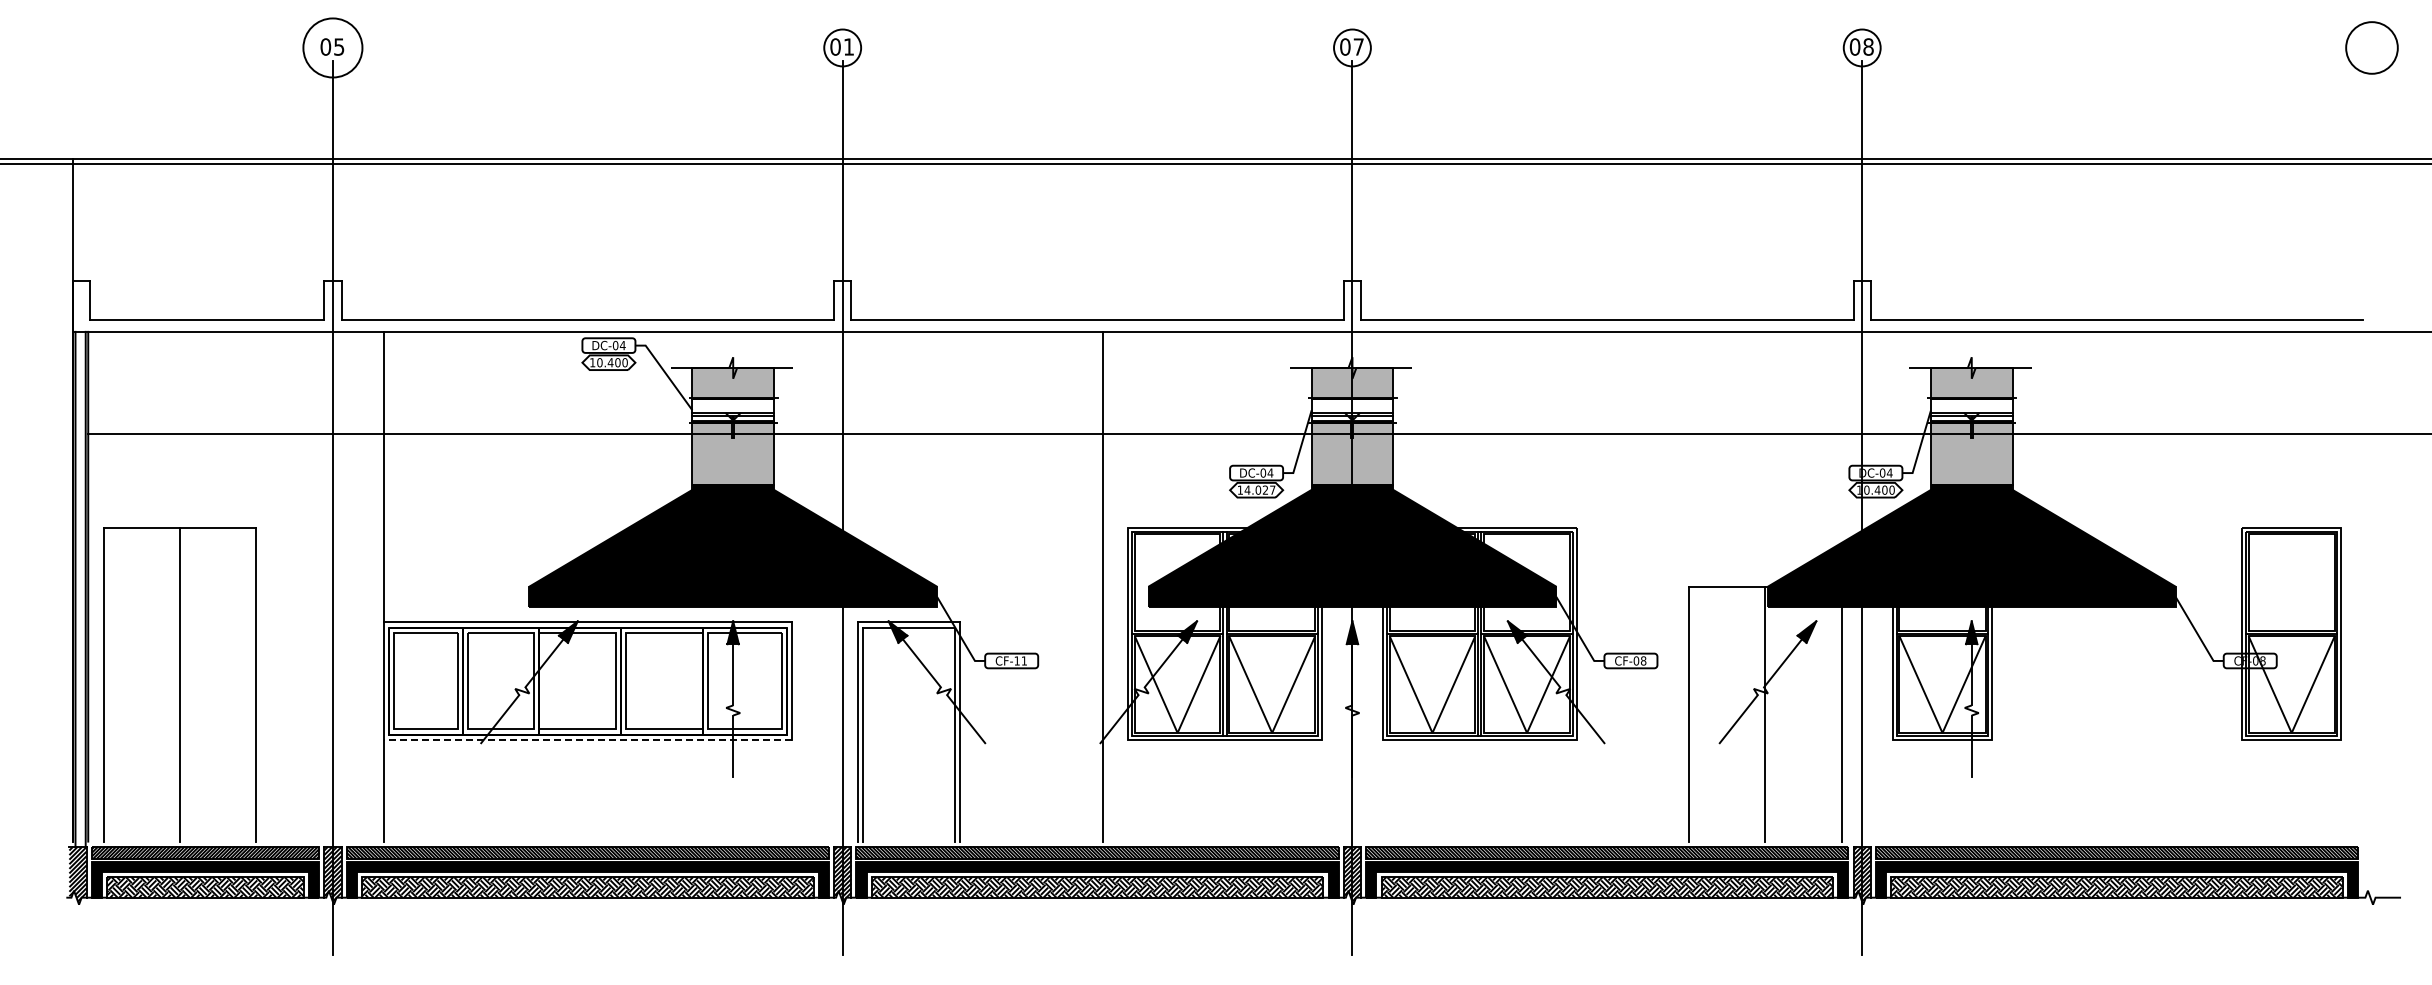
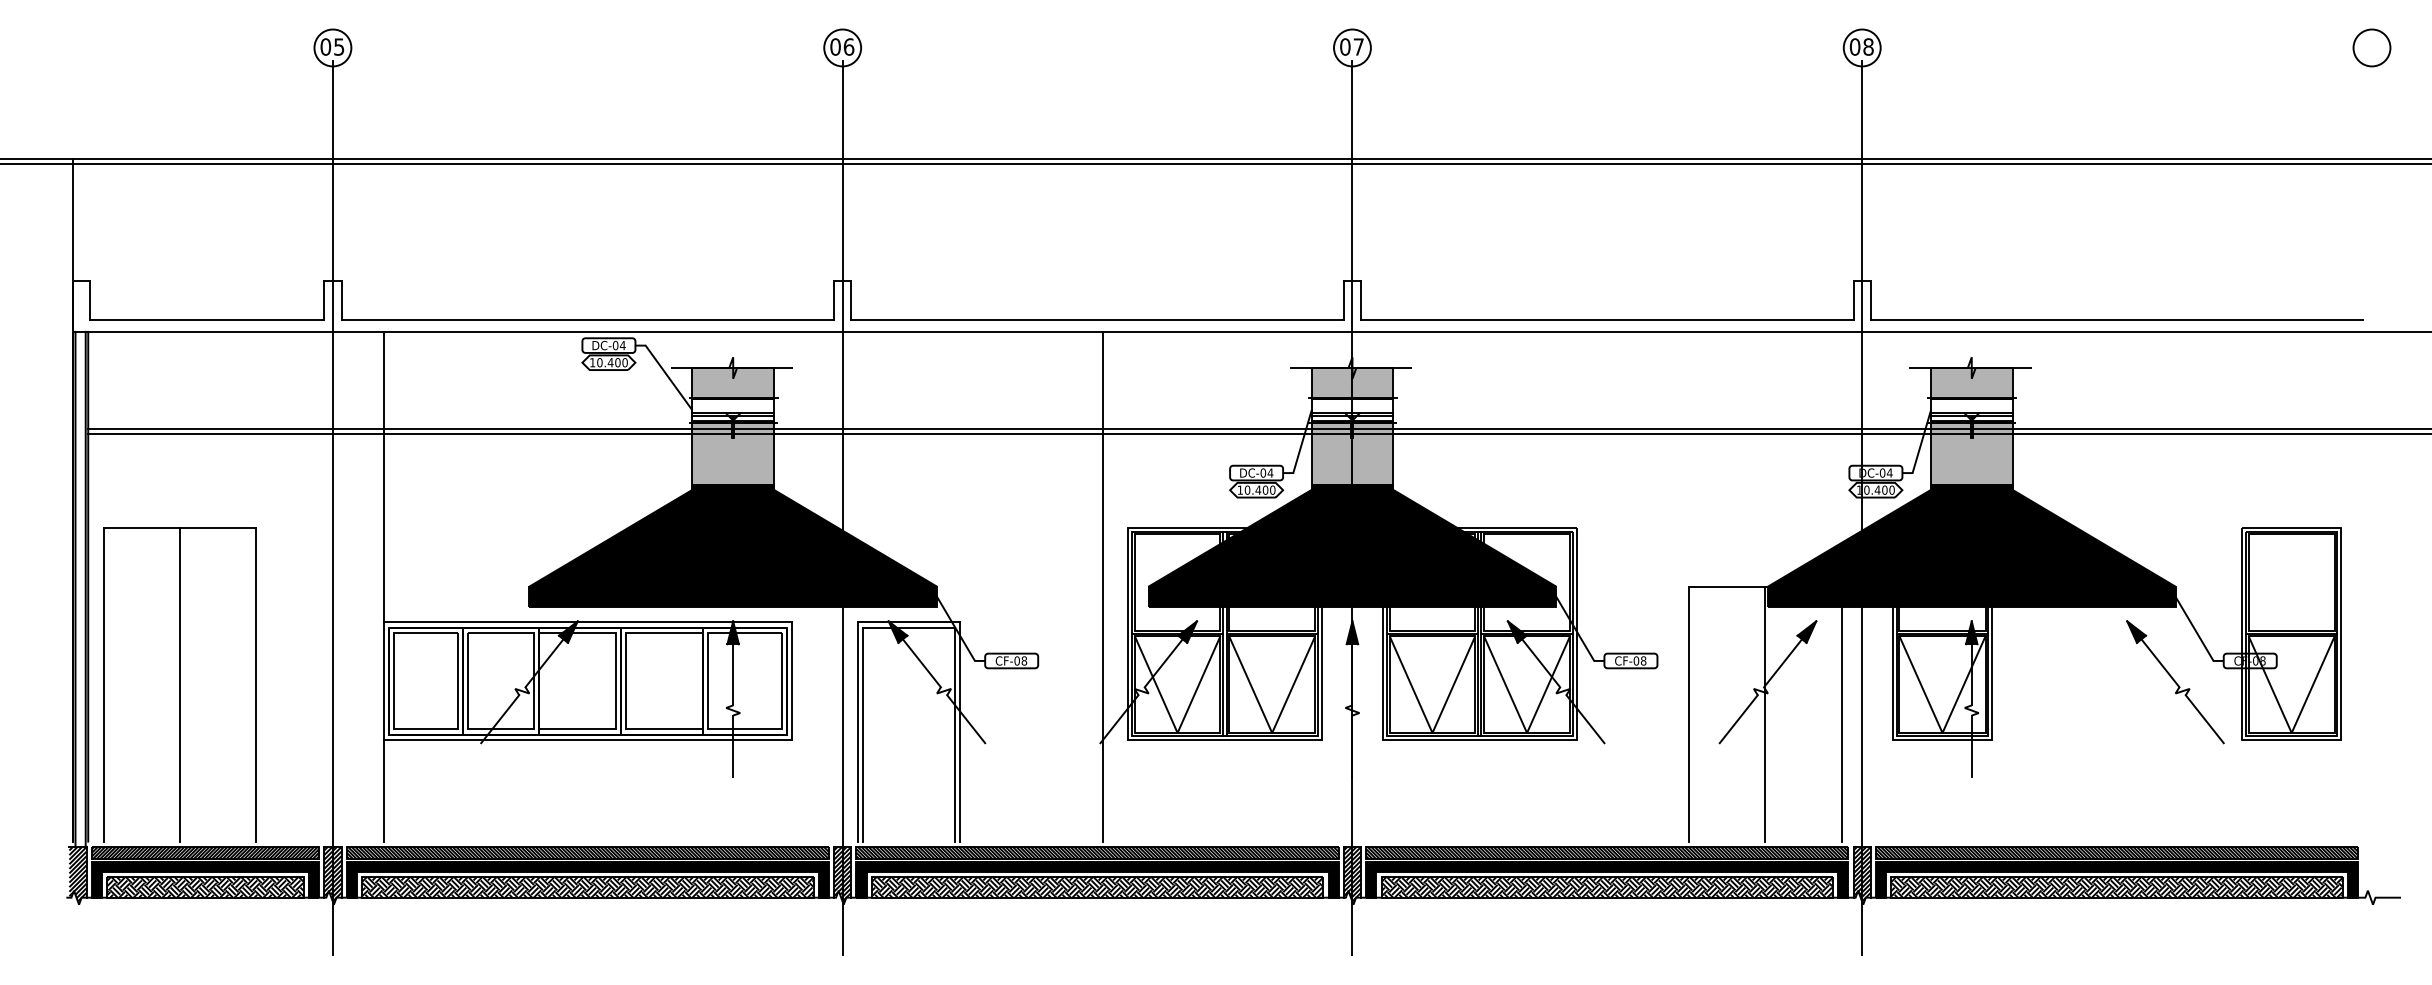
text: 01 -> 06 (848, 46)
circle diameter: 59 px -> 37 px (332, 47)
circle size: 54x54 px -> 40x40 px (2371, 47)
line: none -> present (1258, 428)
text: 14.027 -> 10.400 (1259, 489)
text: CF-11 -> CF-08 (1020, 660)
part: none -> present (2175, 682)
line: dashed -> solid (587, 739)
